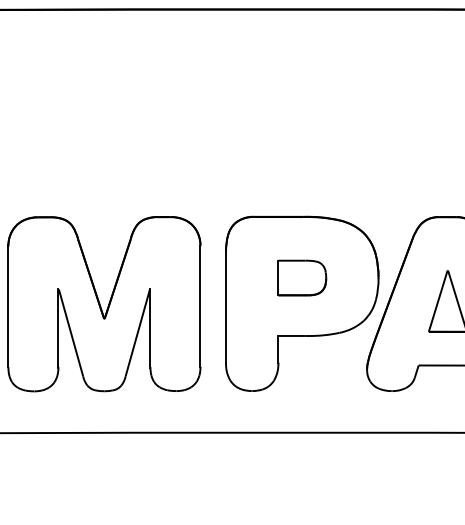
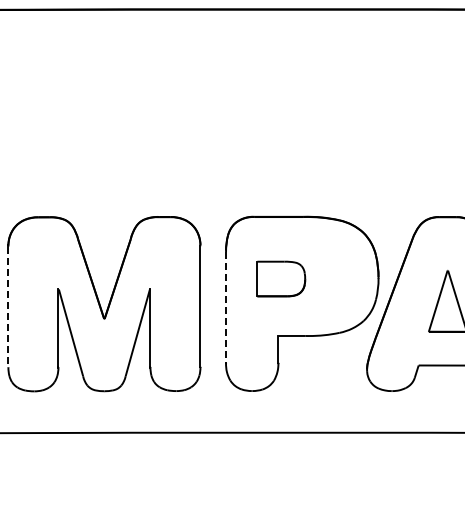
part position: (302, 277) -> (281, 278) (281, 278)
line: solid -> dashed (8, 307)
line: solid -> dashed (226, 308)
